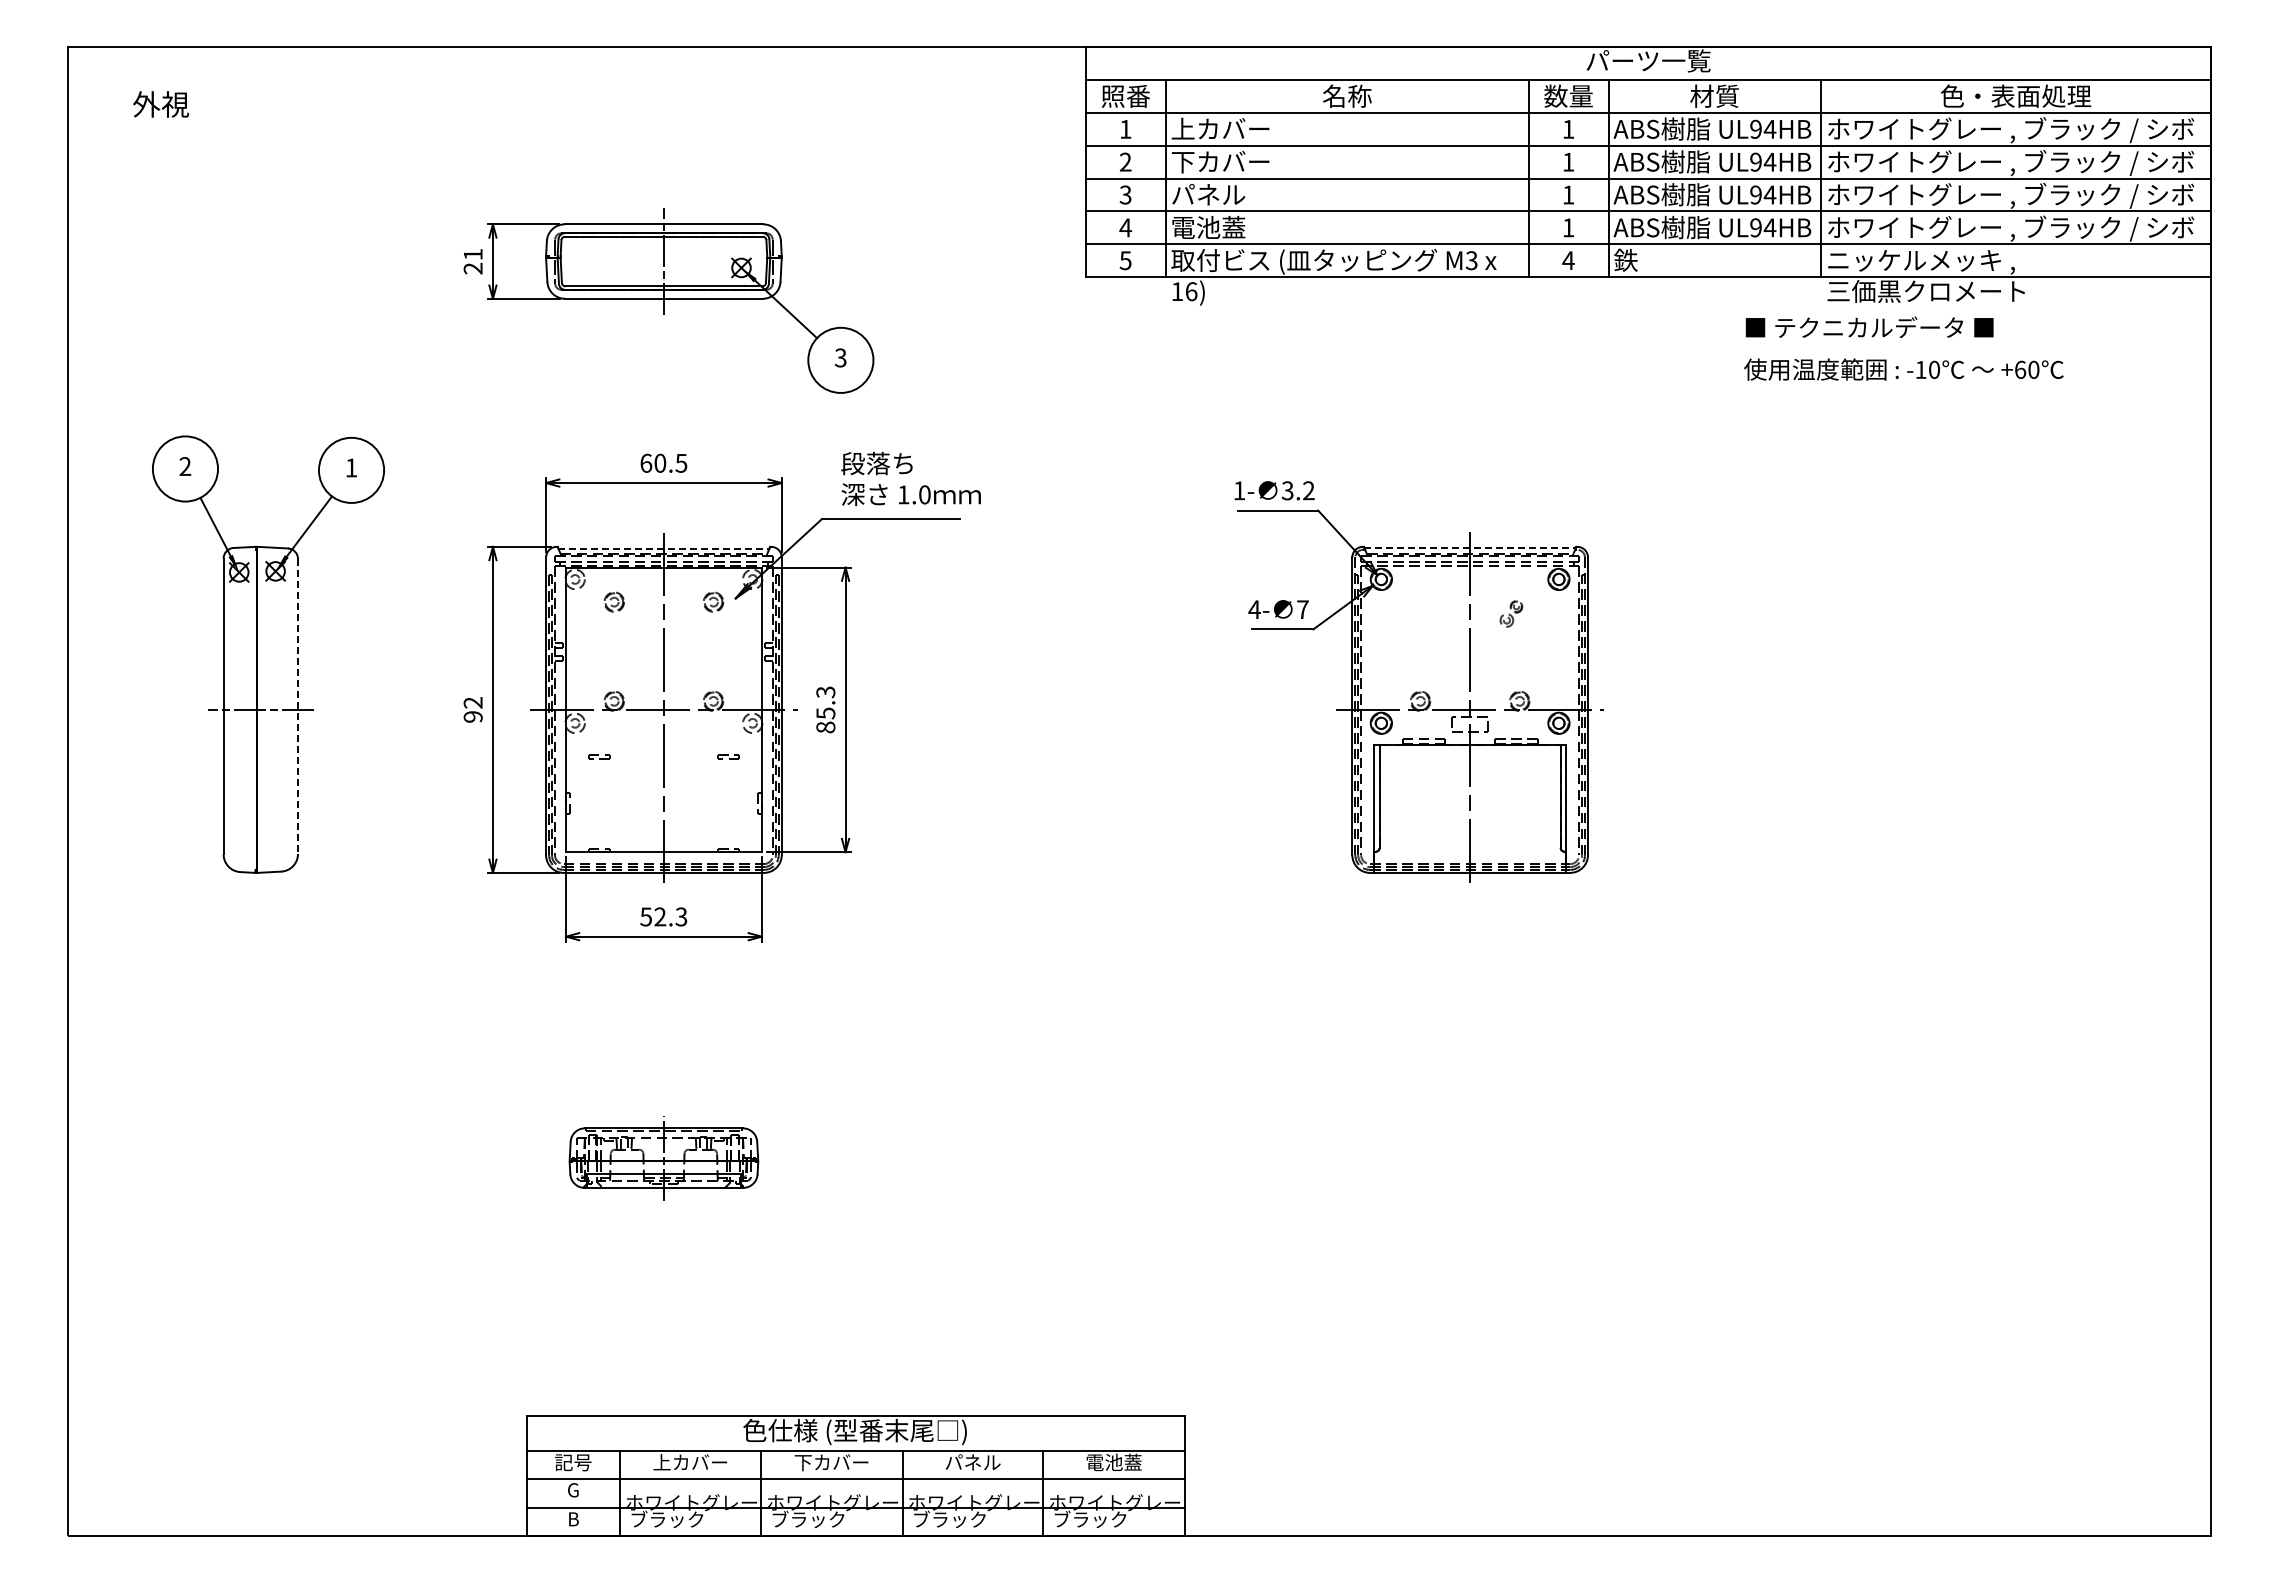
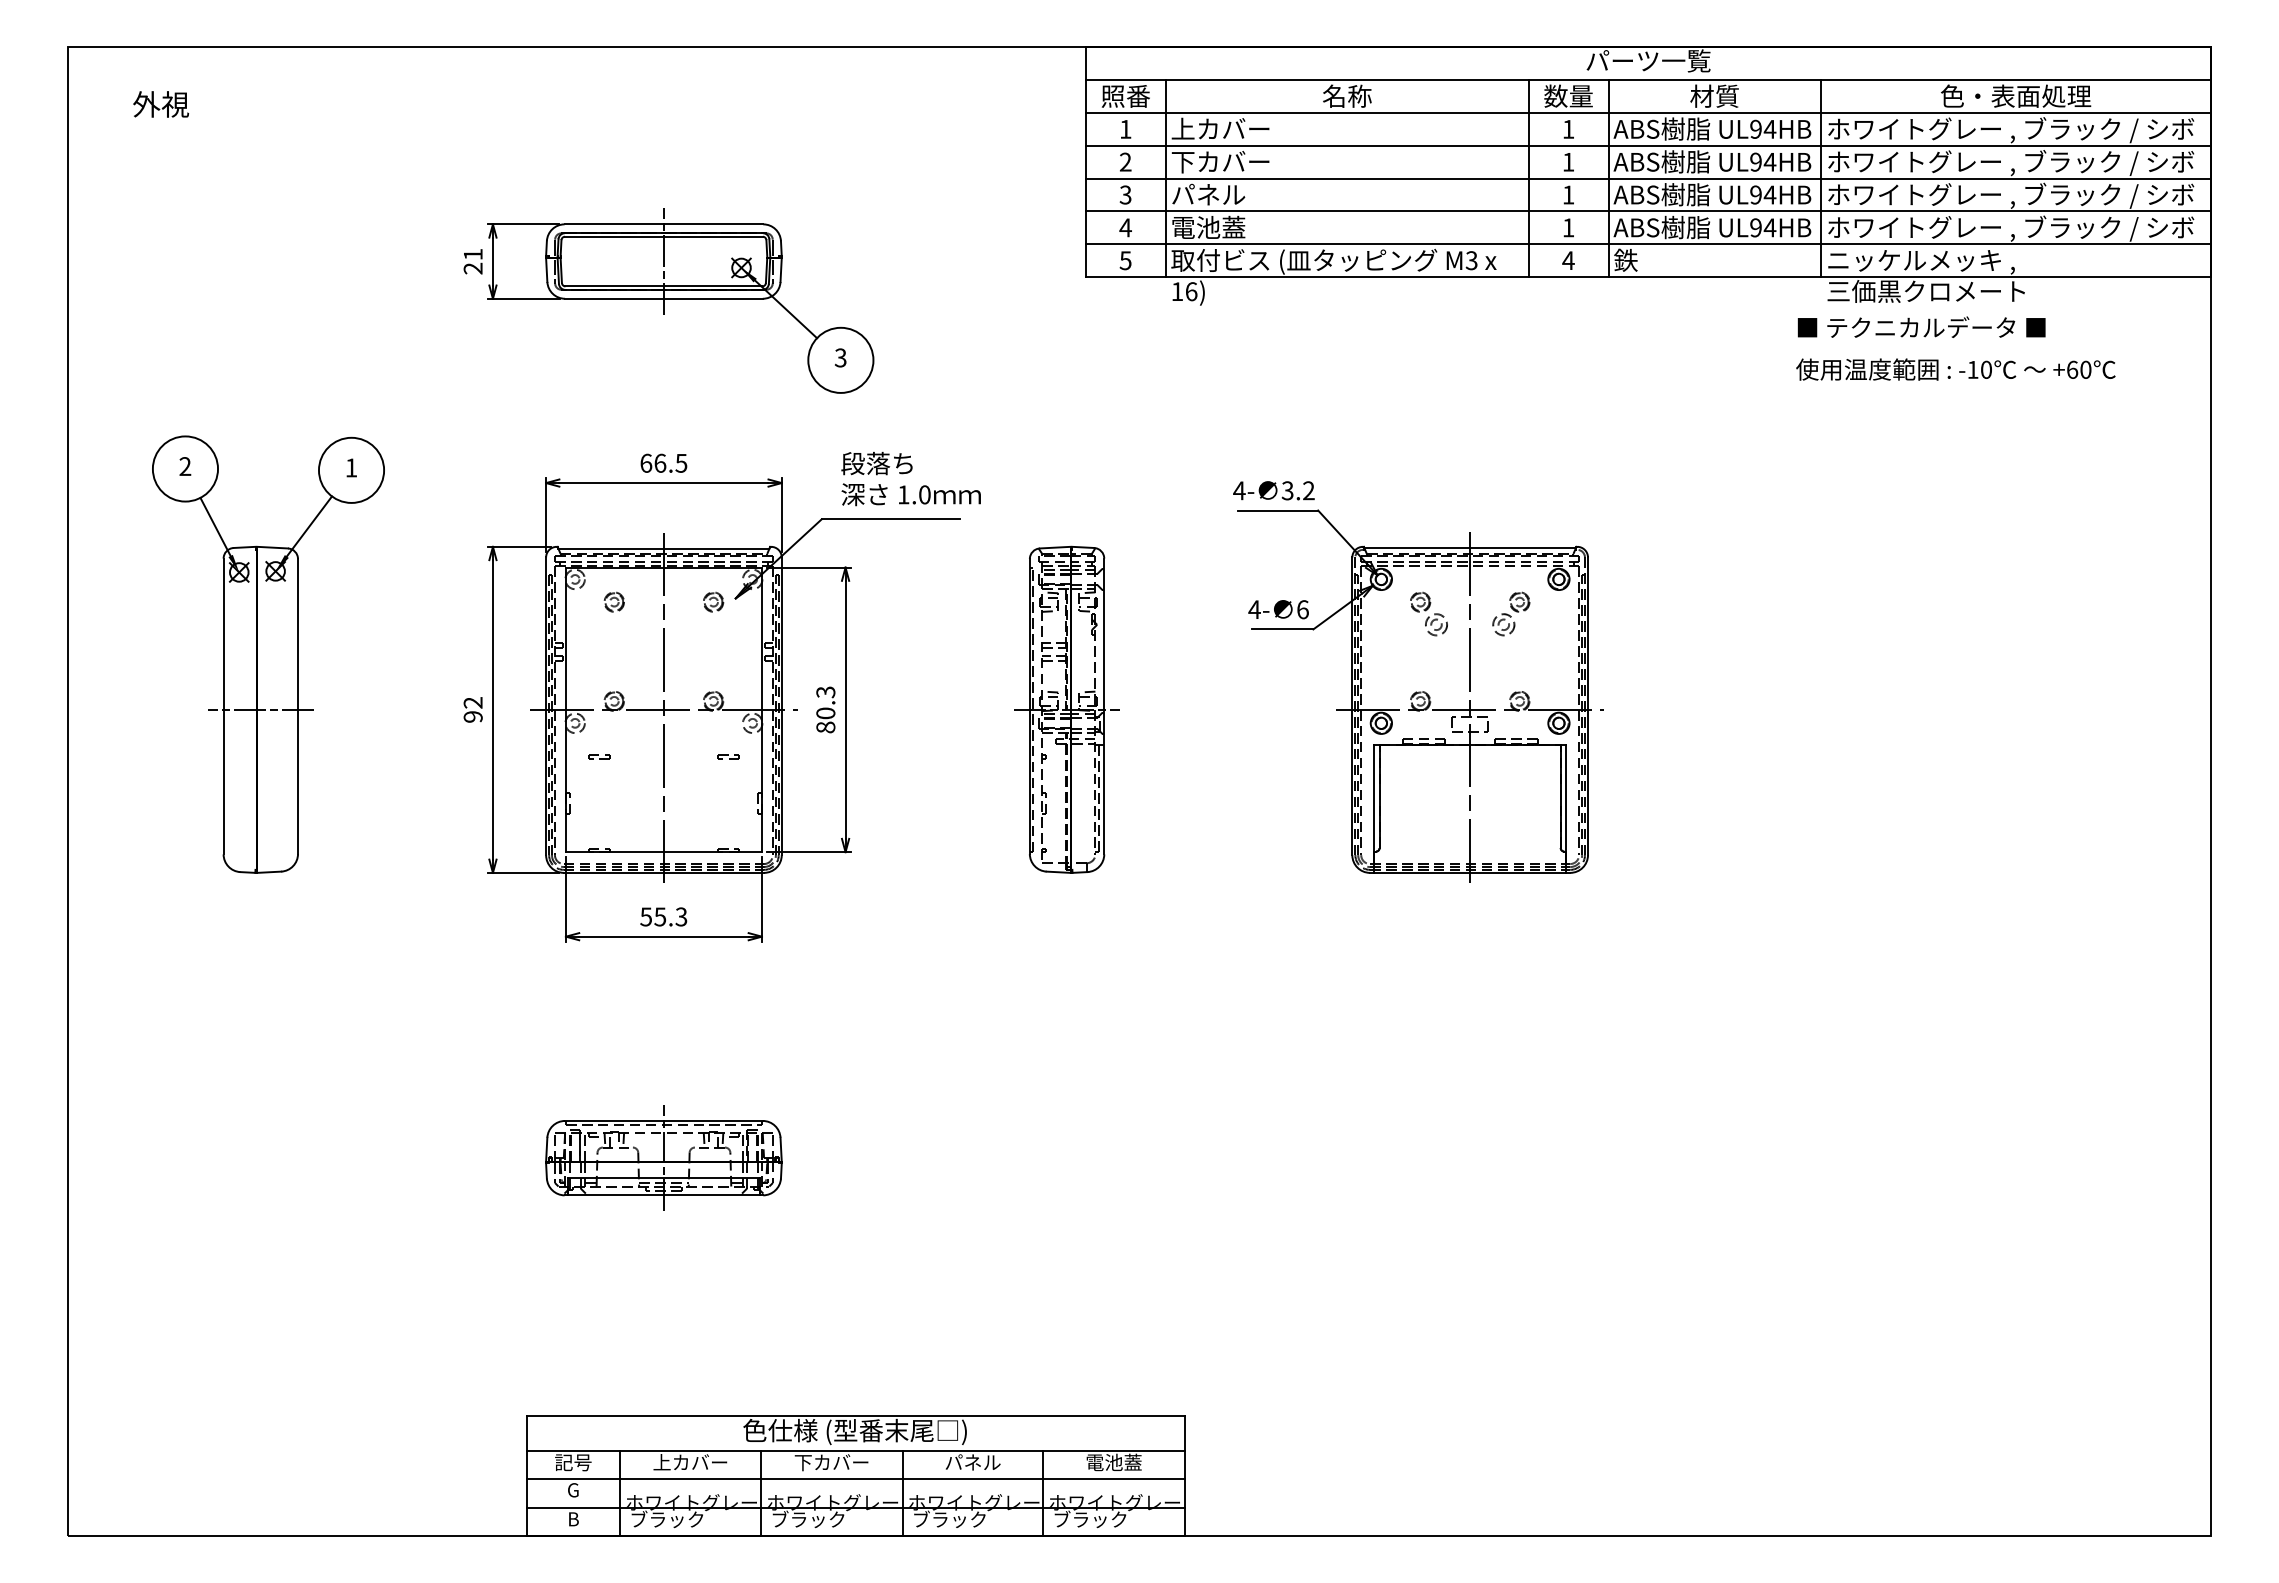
text position: (1903, 348) -> (1955, 348) (1955, 348)
text: 60.5 -> 66.5 (660, 462)
text: 1- -> 4- (1239, 490)
line: dashed -> solid (663, 548)
line: dashed -> solid (1470, 548)
text: 7 -> 6 (1302, 609)
part: none -> present (1428, 613)
part size: 25x28 px -> 39x46 px (1511, 613)
line: dashed -> solid (298, 707)
part: none -> present (1066, 709)
text: 85.3 -> 80.3 (825, 713)
text: 52.3 -> 55.3 (660, 916)
part size: 192x85 px -> 238x106 px (663, 1157)
